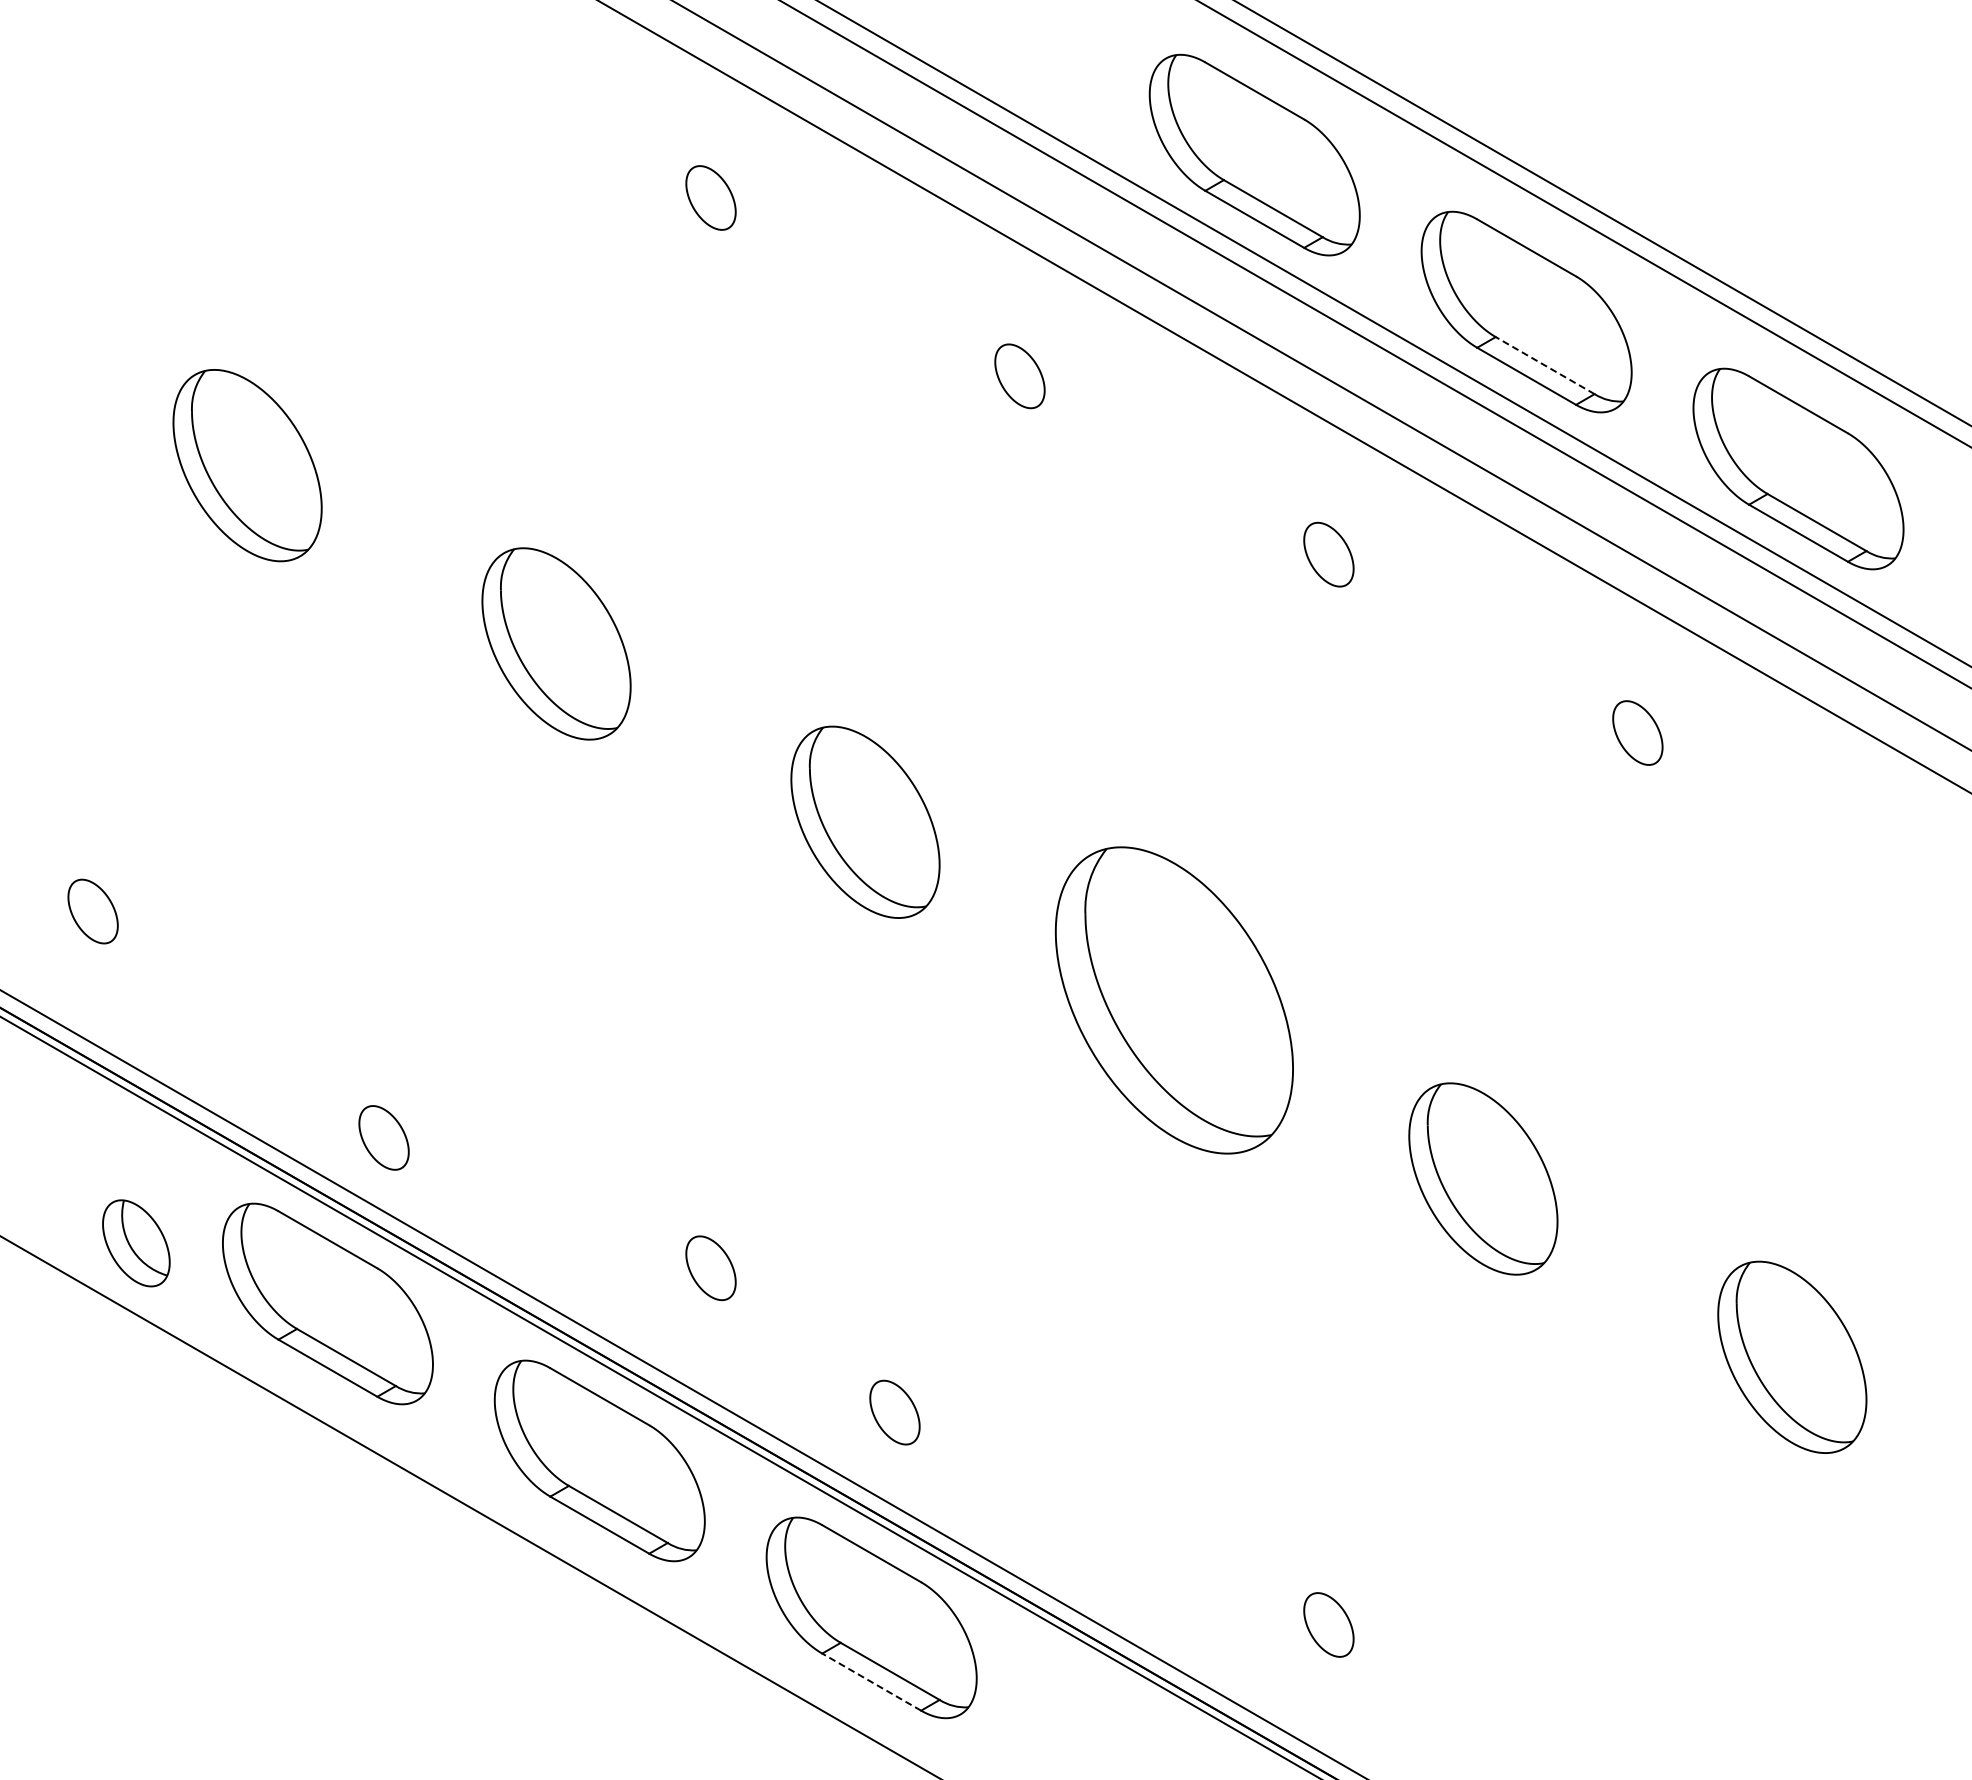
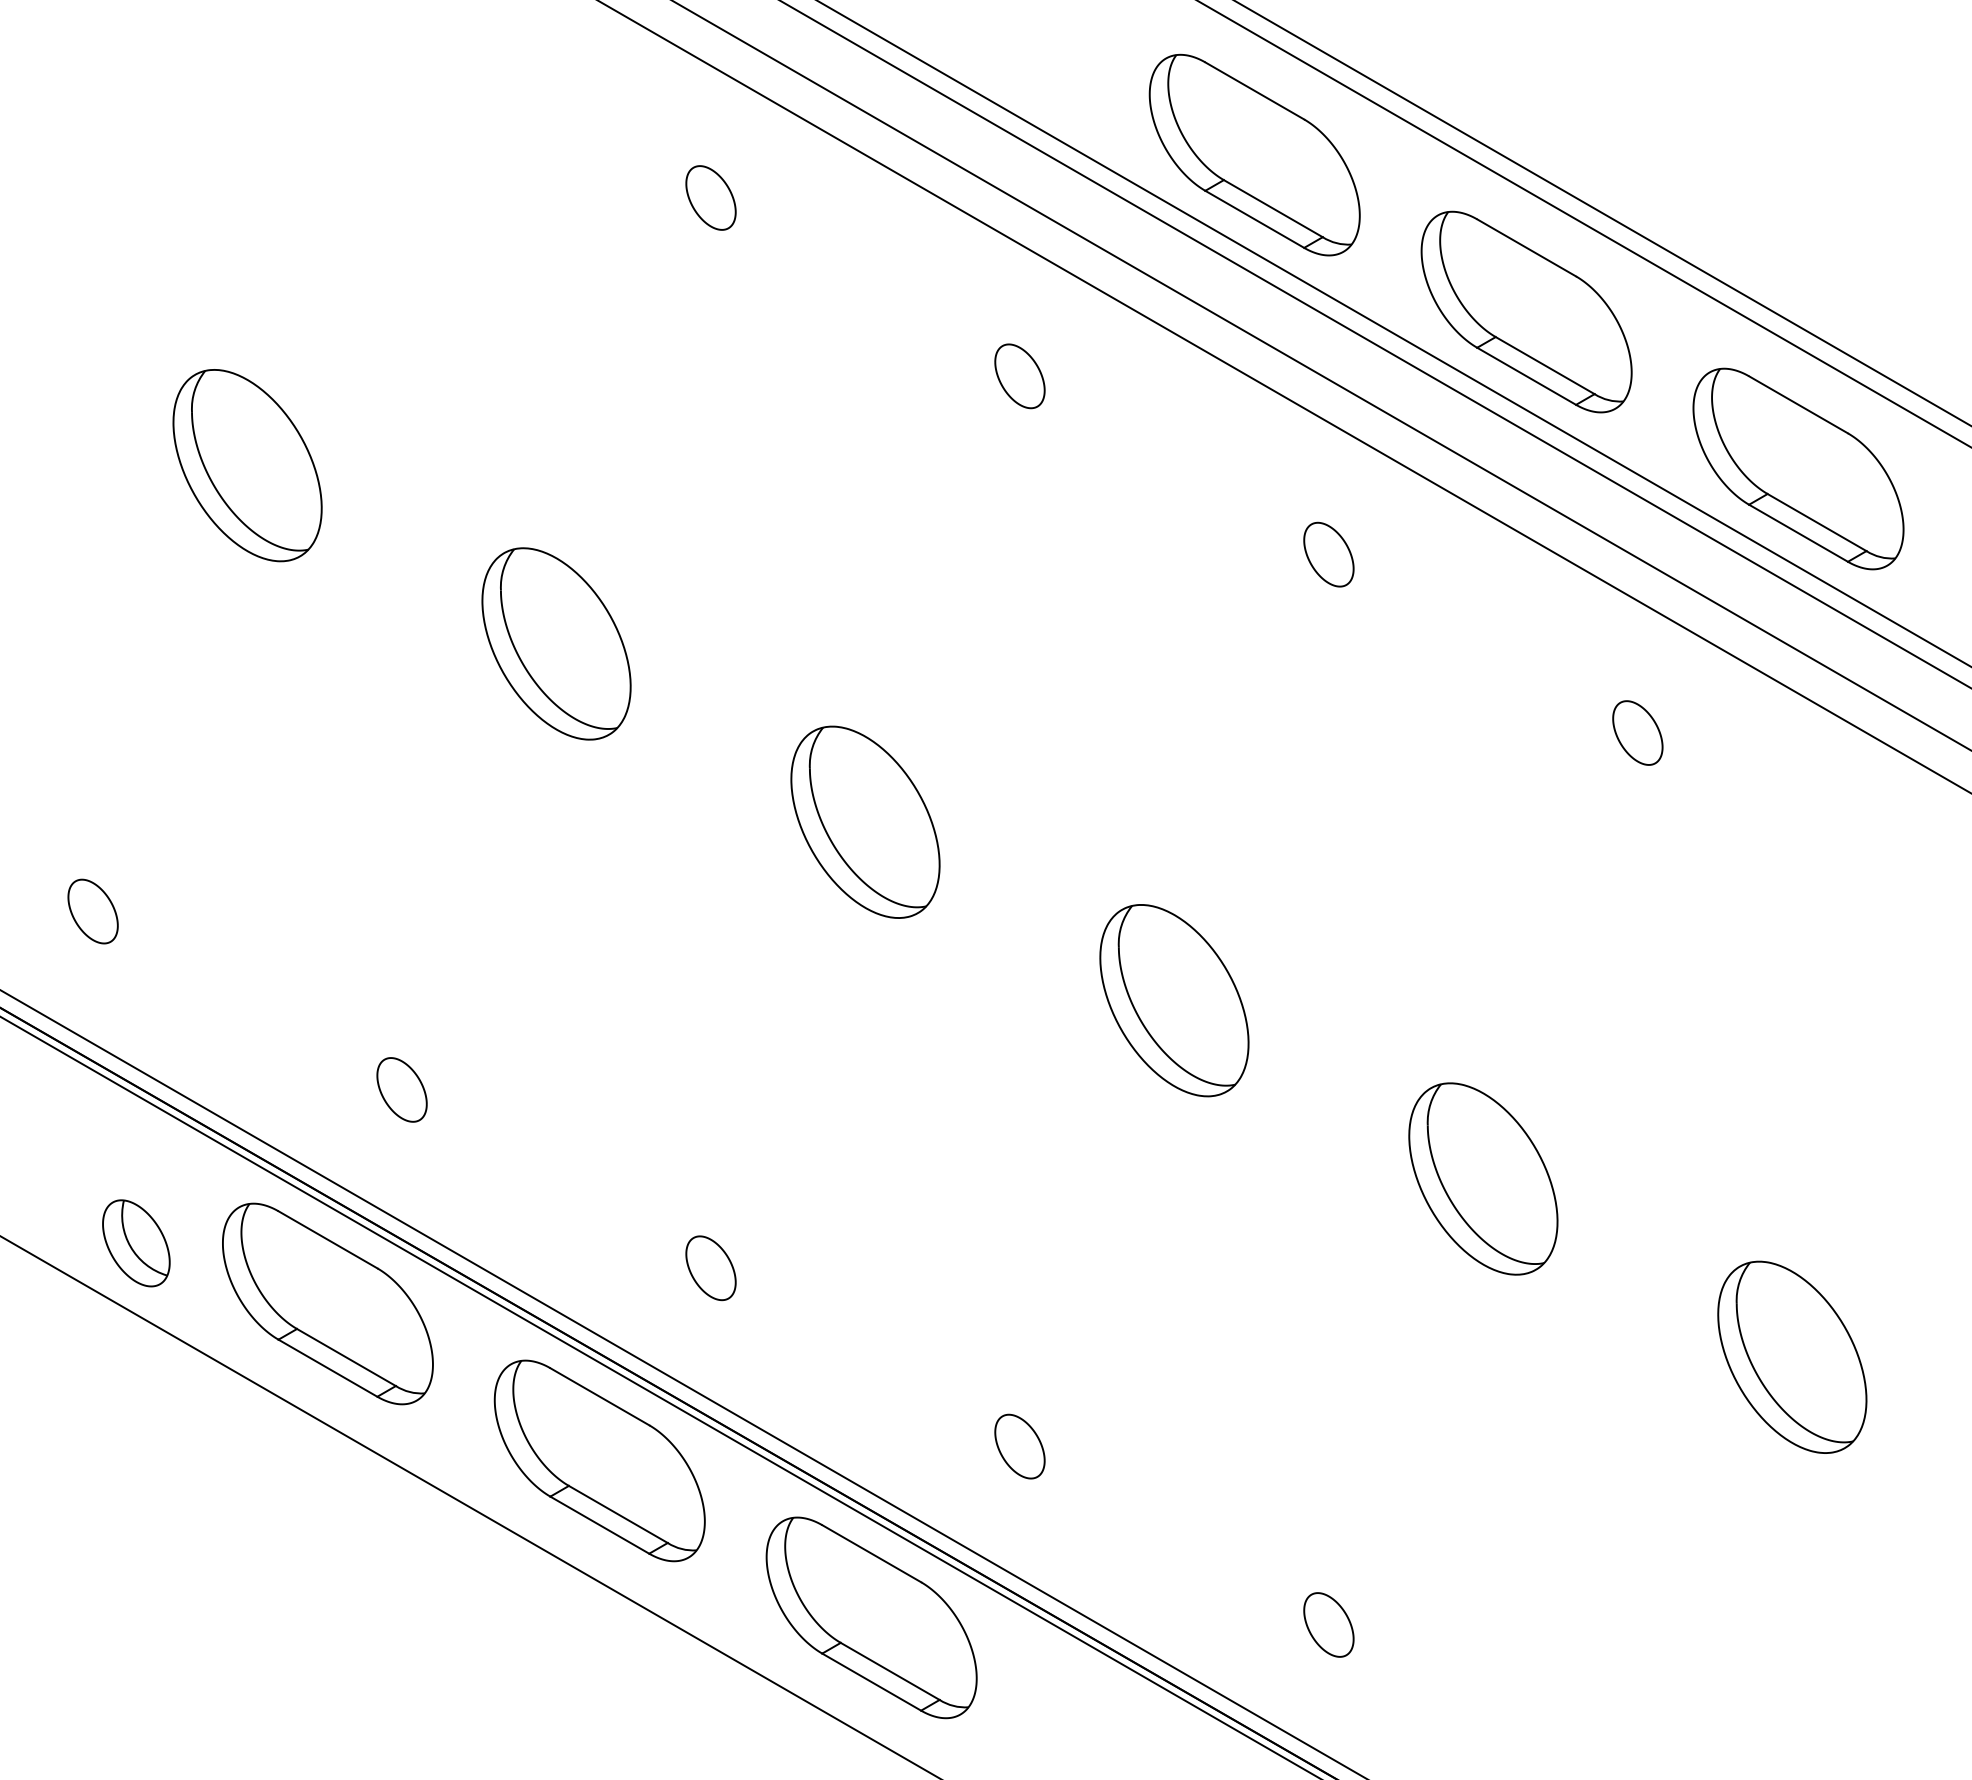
line: dashed -> solid (1544, 365)
part size: 240x309 px -> 151x194 px (1174, 1000)
part position: (383, 1137) -> (401, 1089) (401, 1089)
part position: (894, 1412) -> (1019, 1446) (1019, 1446)
line: dashed -> solid (871, 1681)
